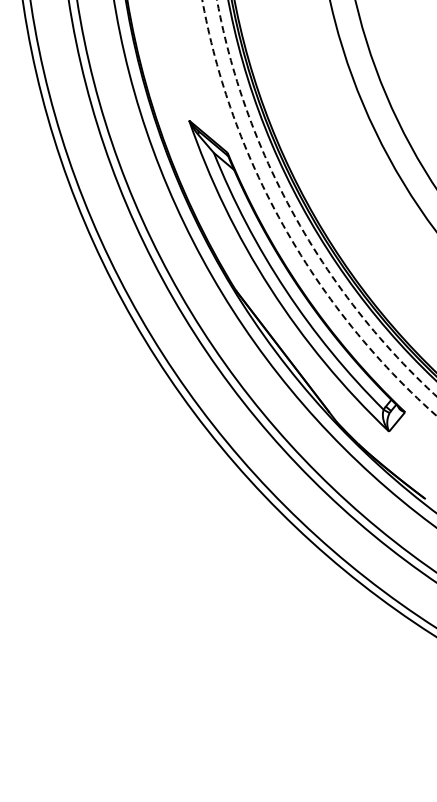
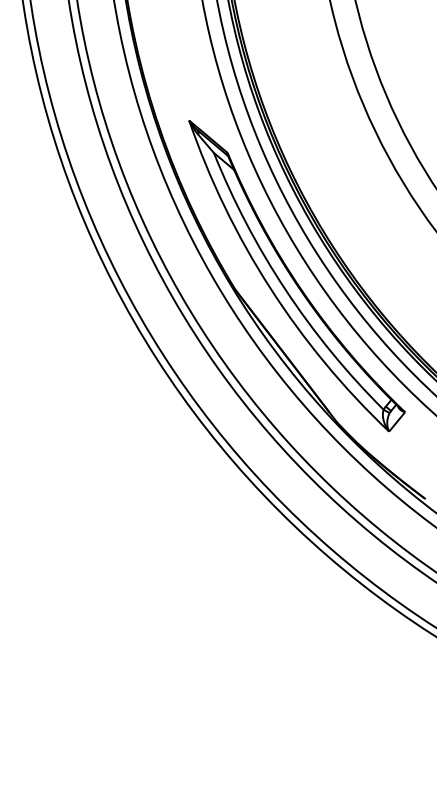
circle: dashed -> solid (326, 198)
circle: dashed -> solid (319, 207)
